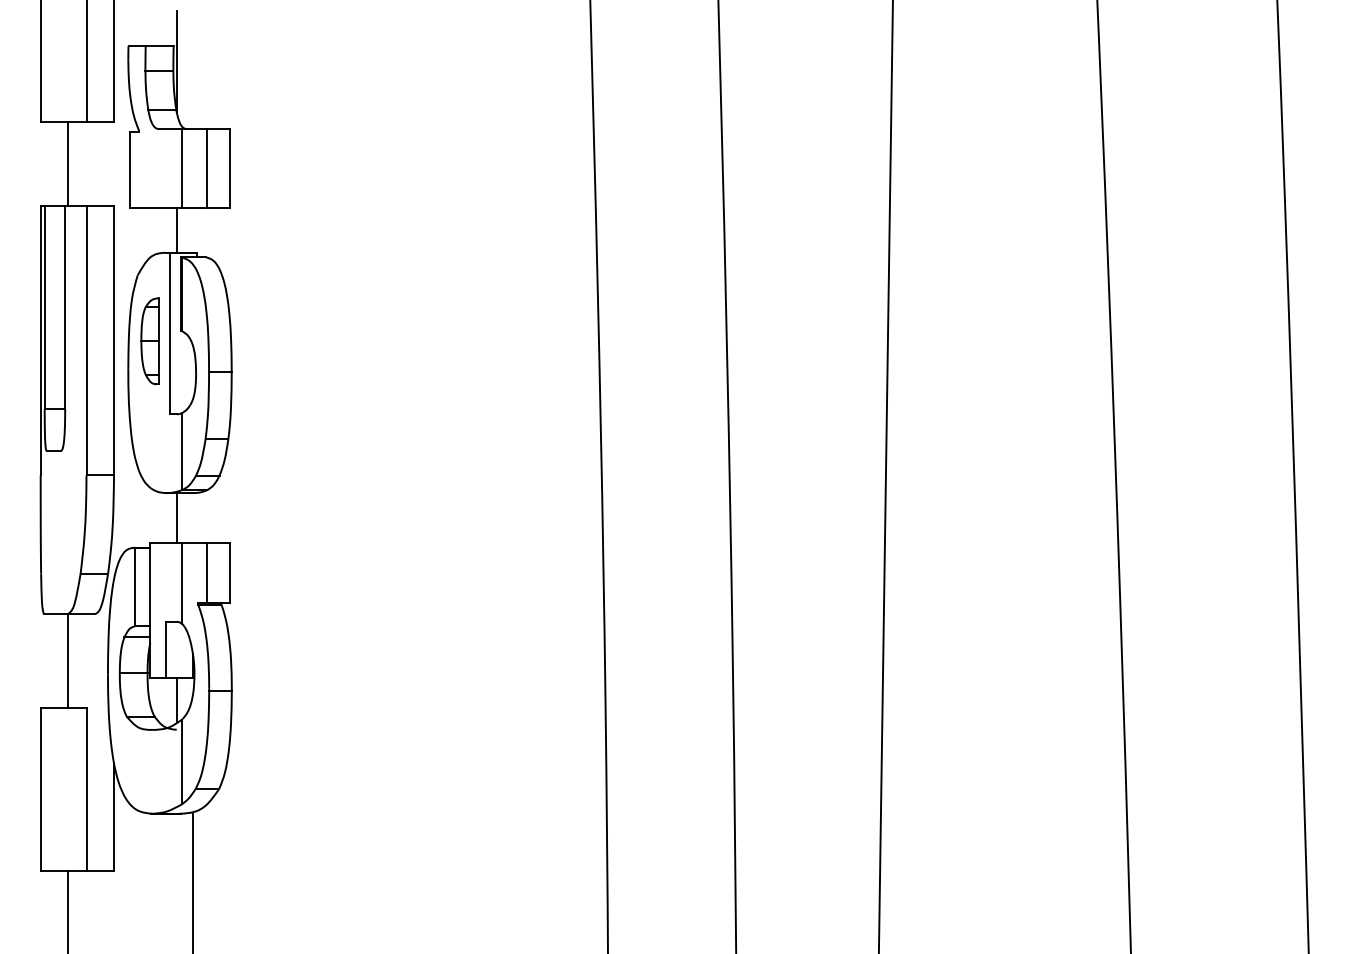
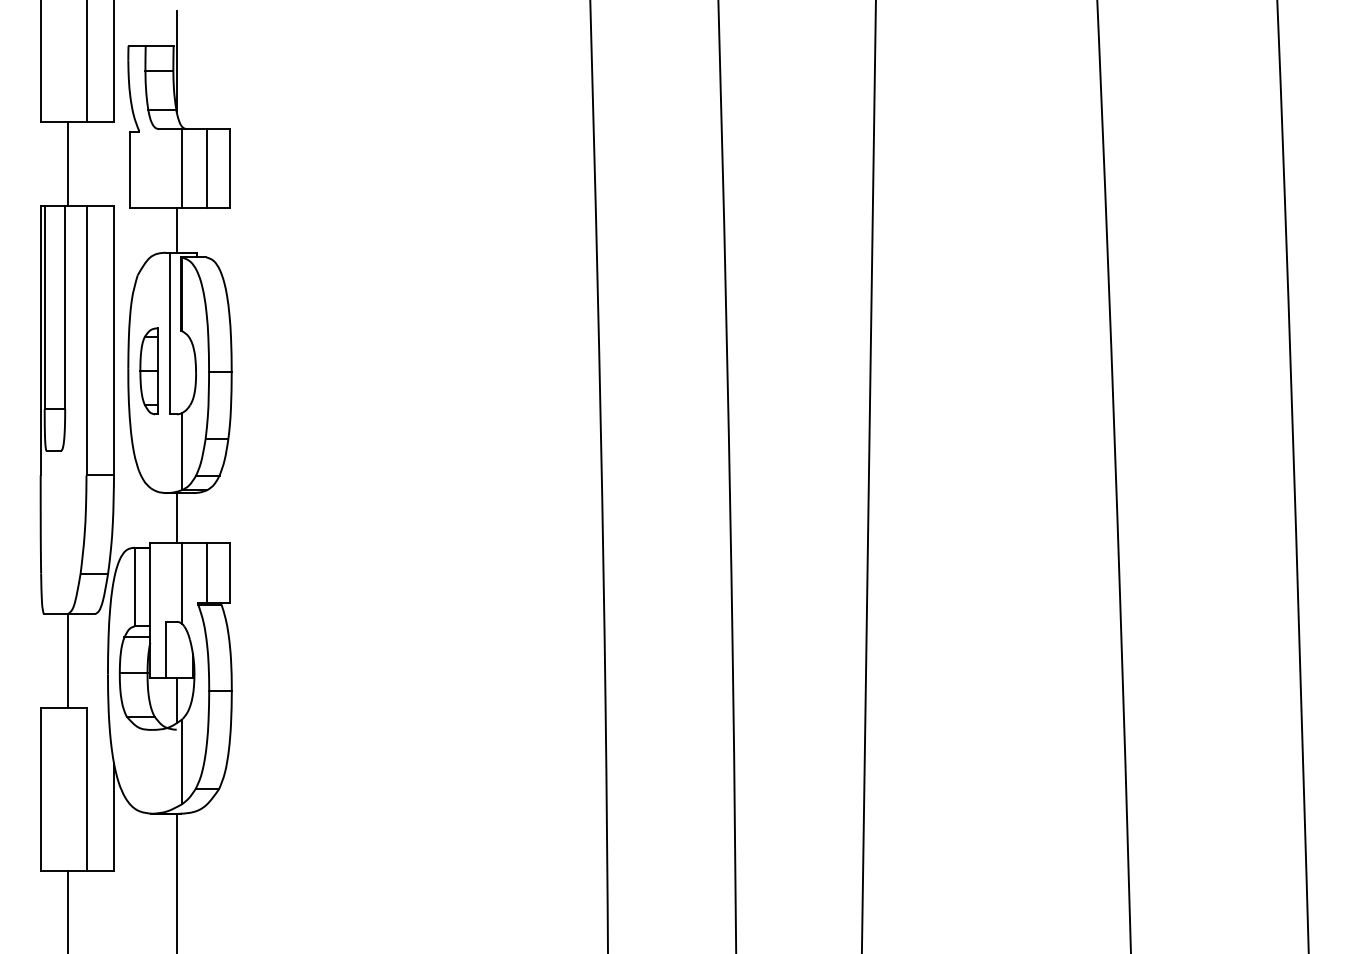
part position: (149, 341) -> (148, 371) (148, 371)
line position: (885, 476) -> (868, 476) (868, 476)
line position: (192, 881) -> (176, 881) (176, 881)
